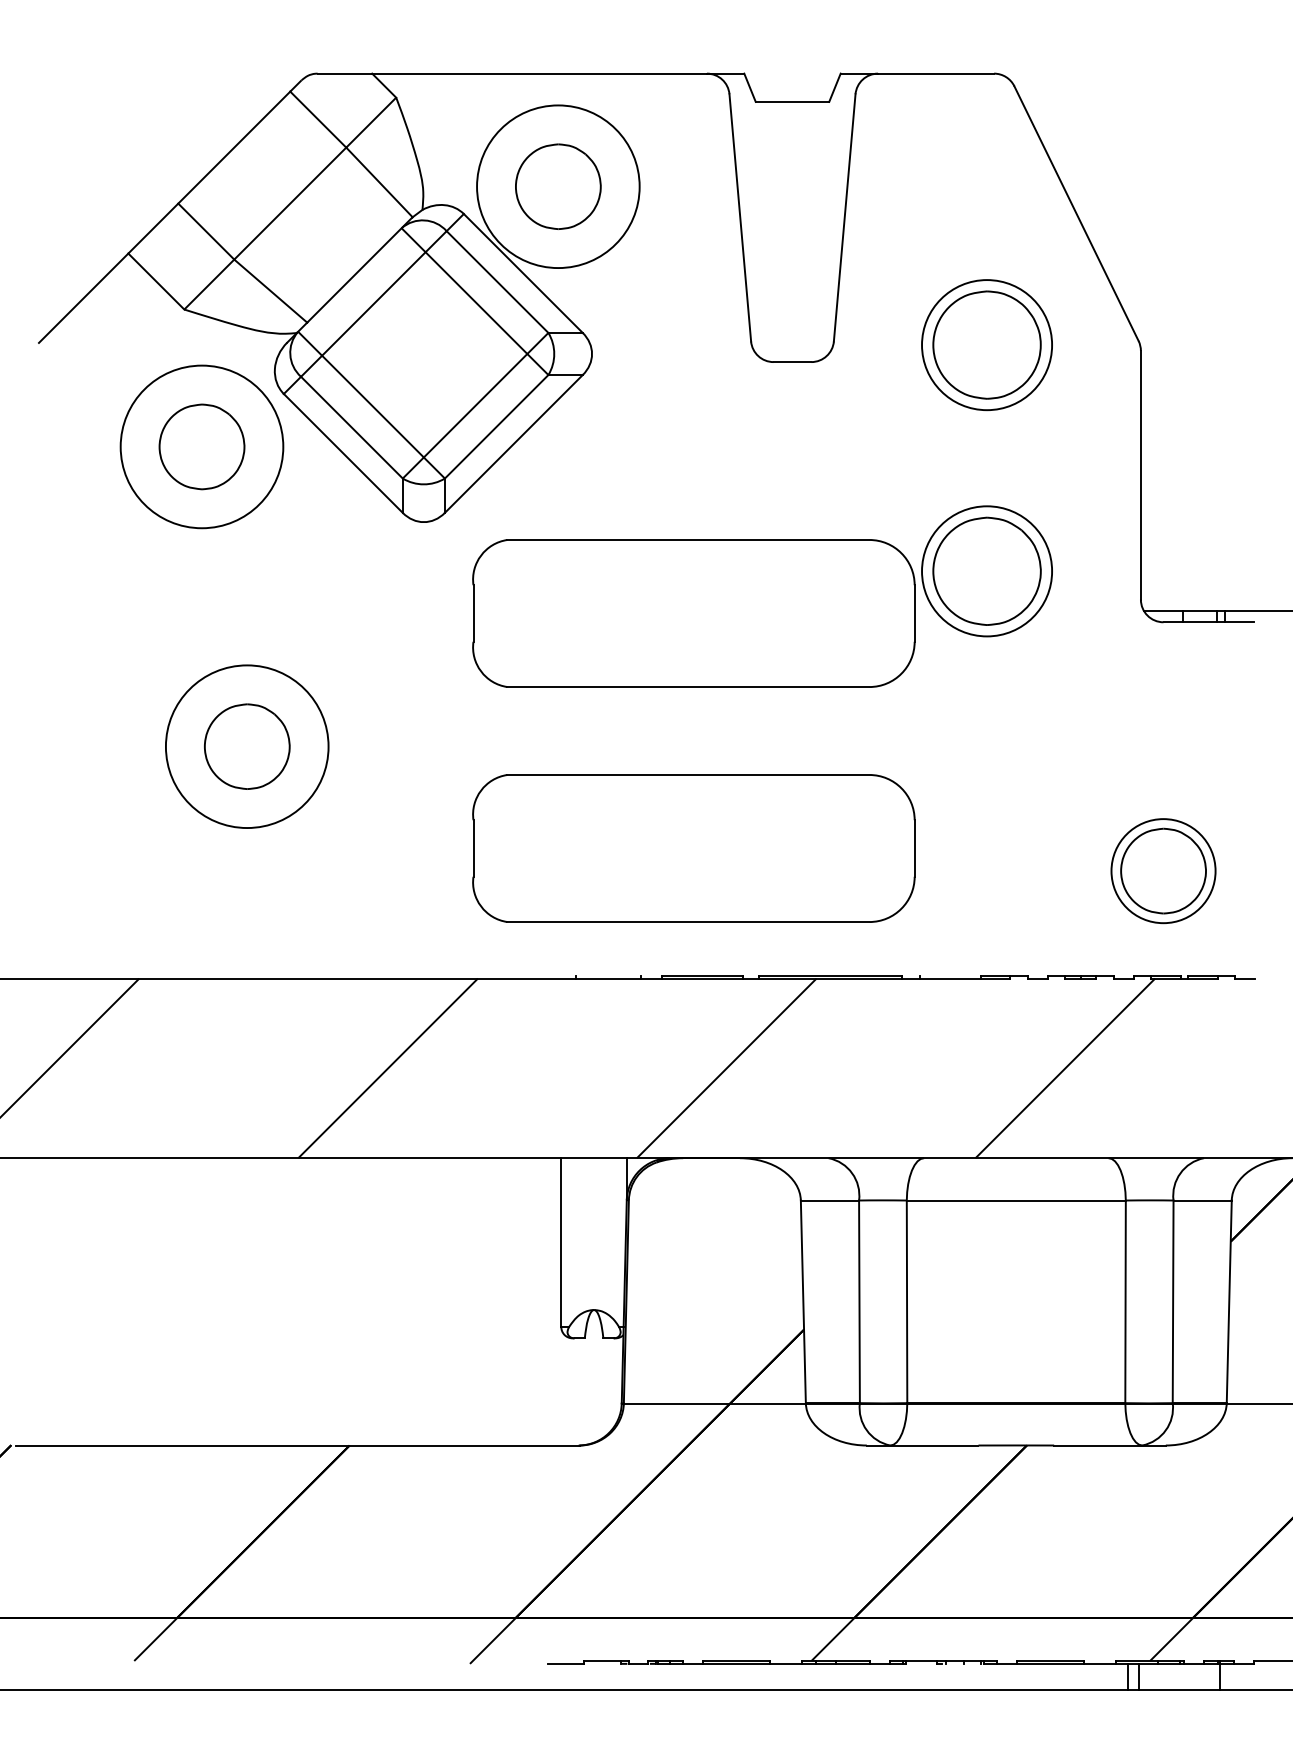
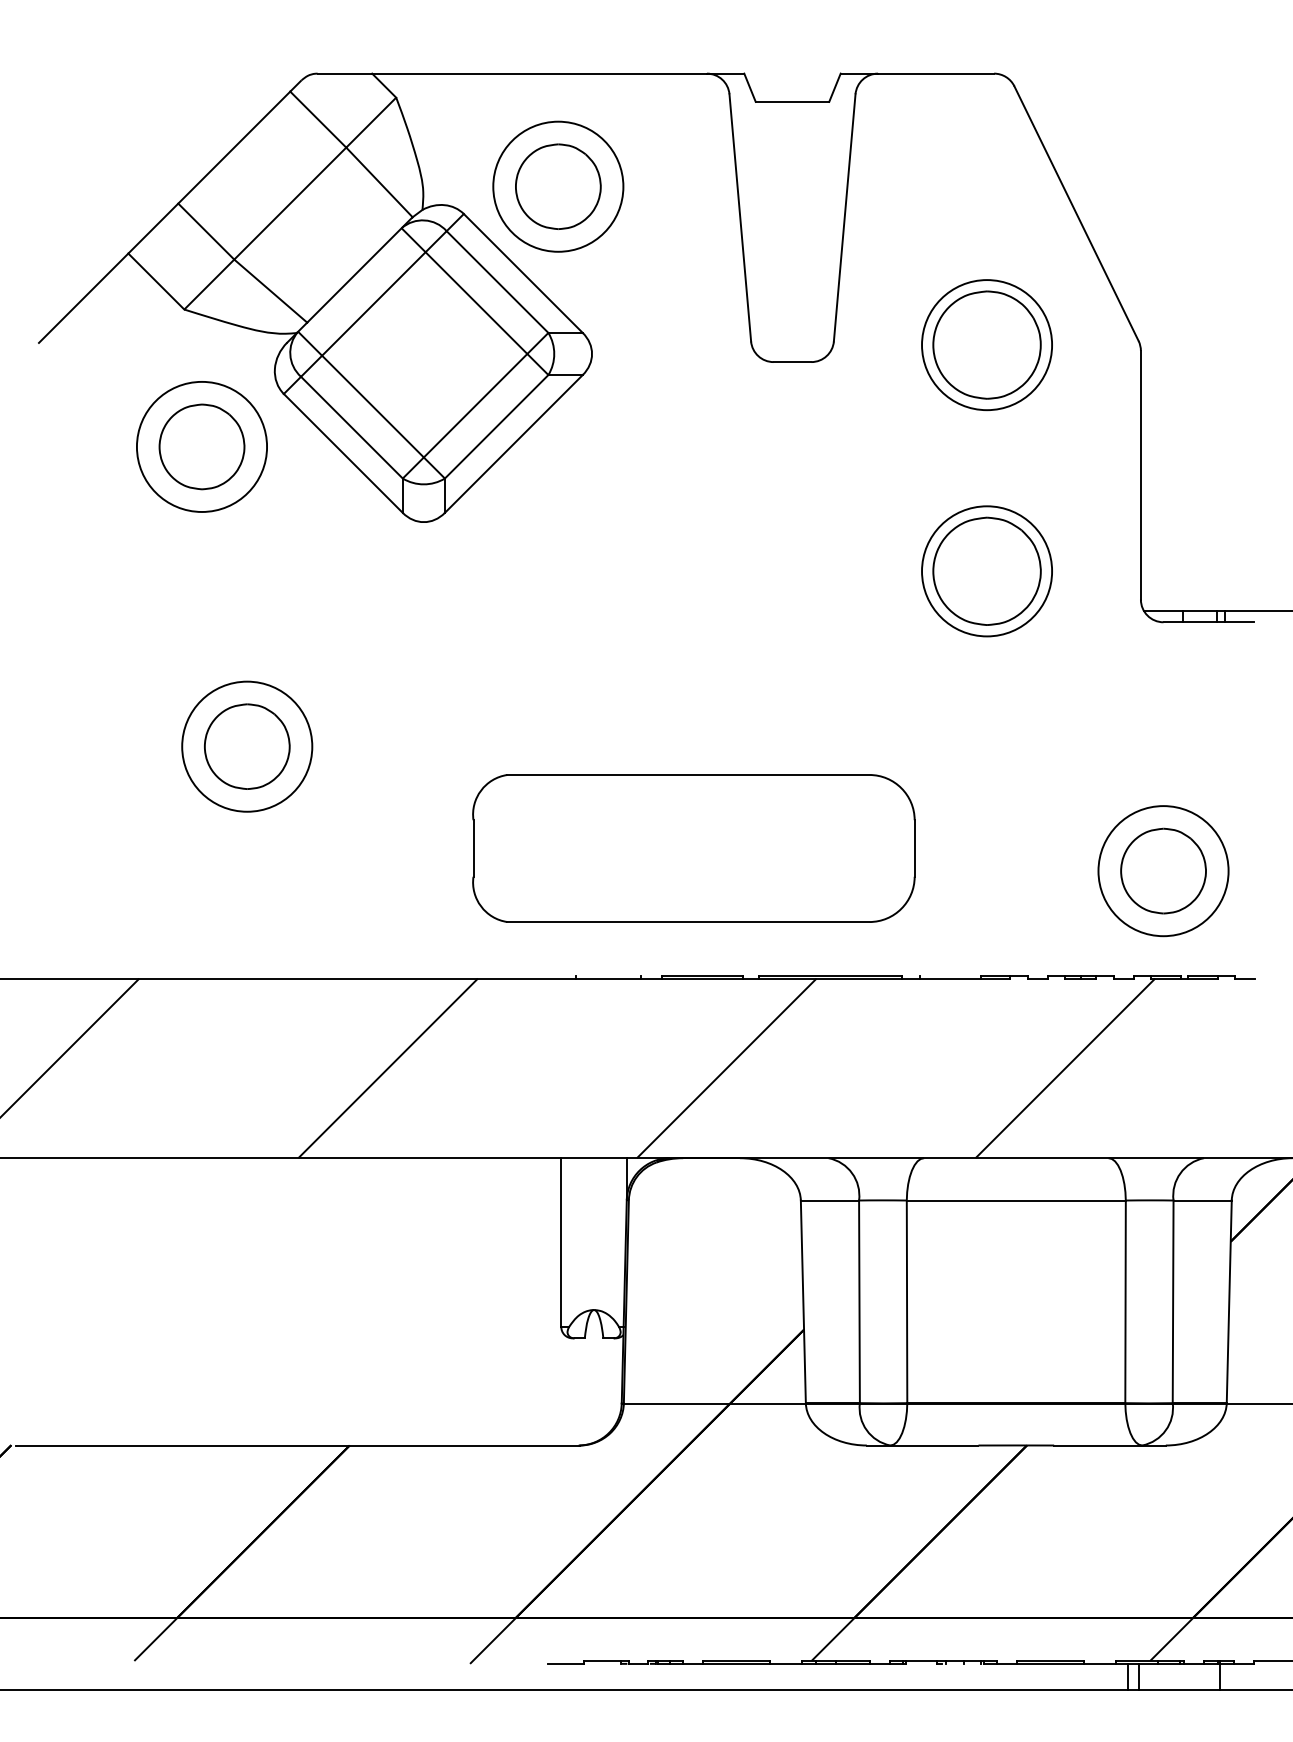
circle diameter: 163 px -> 130 px (558, 186)
circle diameter: 163 px -> 130 px (201, 446)
part: present -> none (693, 613)
circle diameter: 163 px -> 130 px (247, 746)
circle diameter: 104 px -> 130 px (1163, 871)
